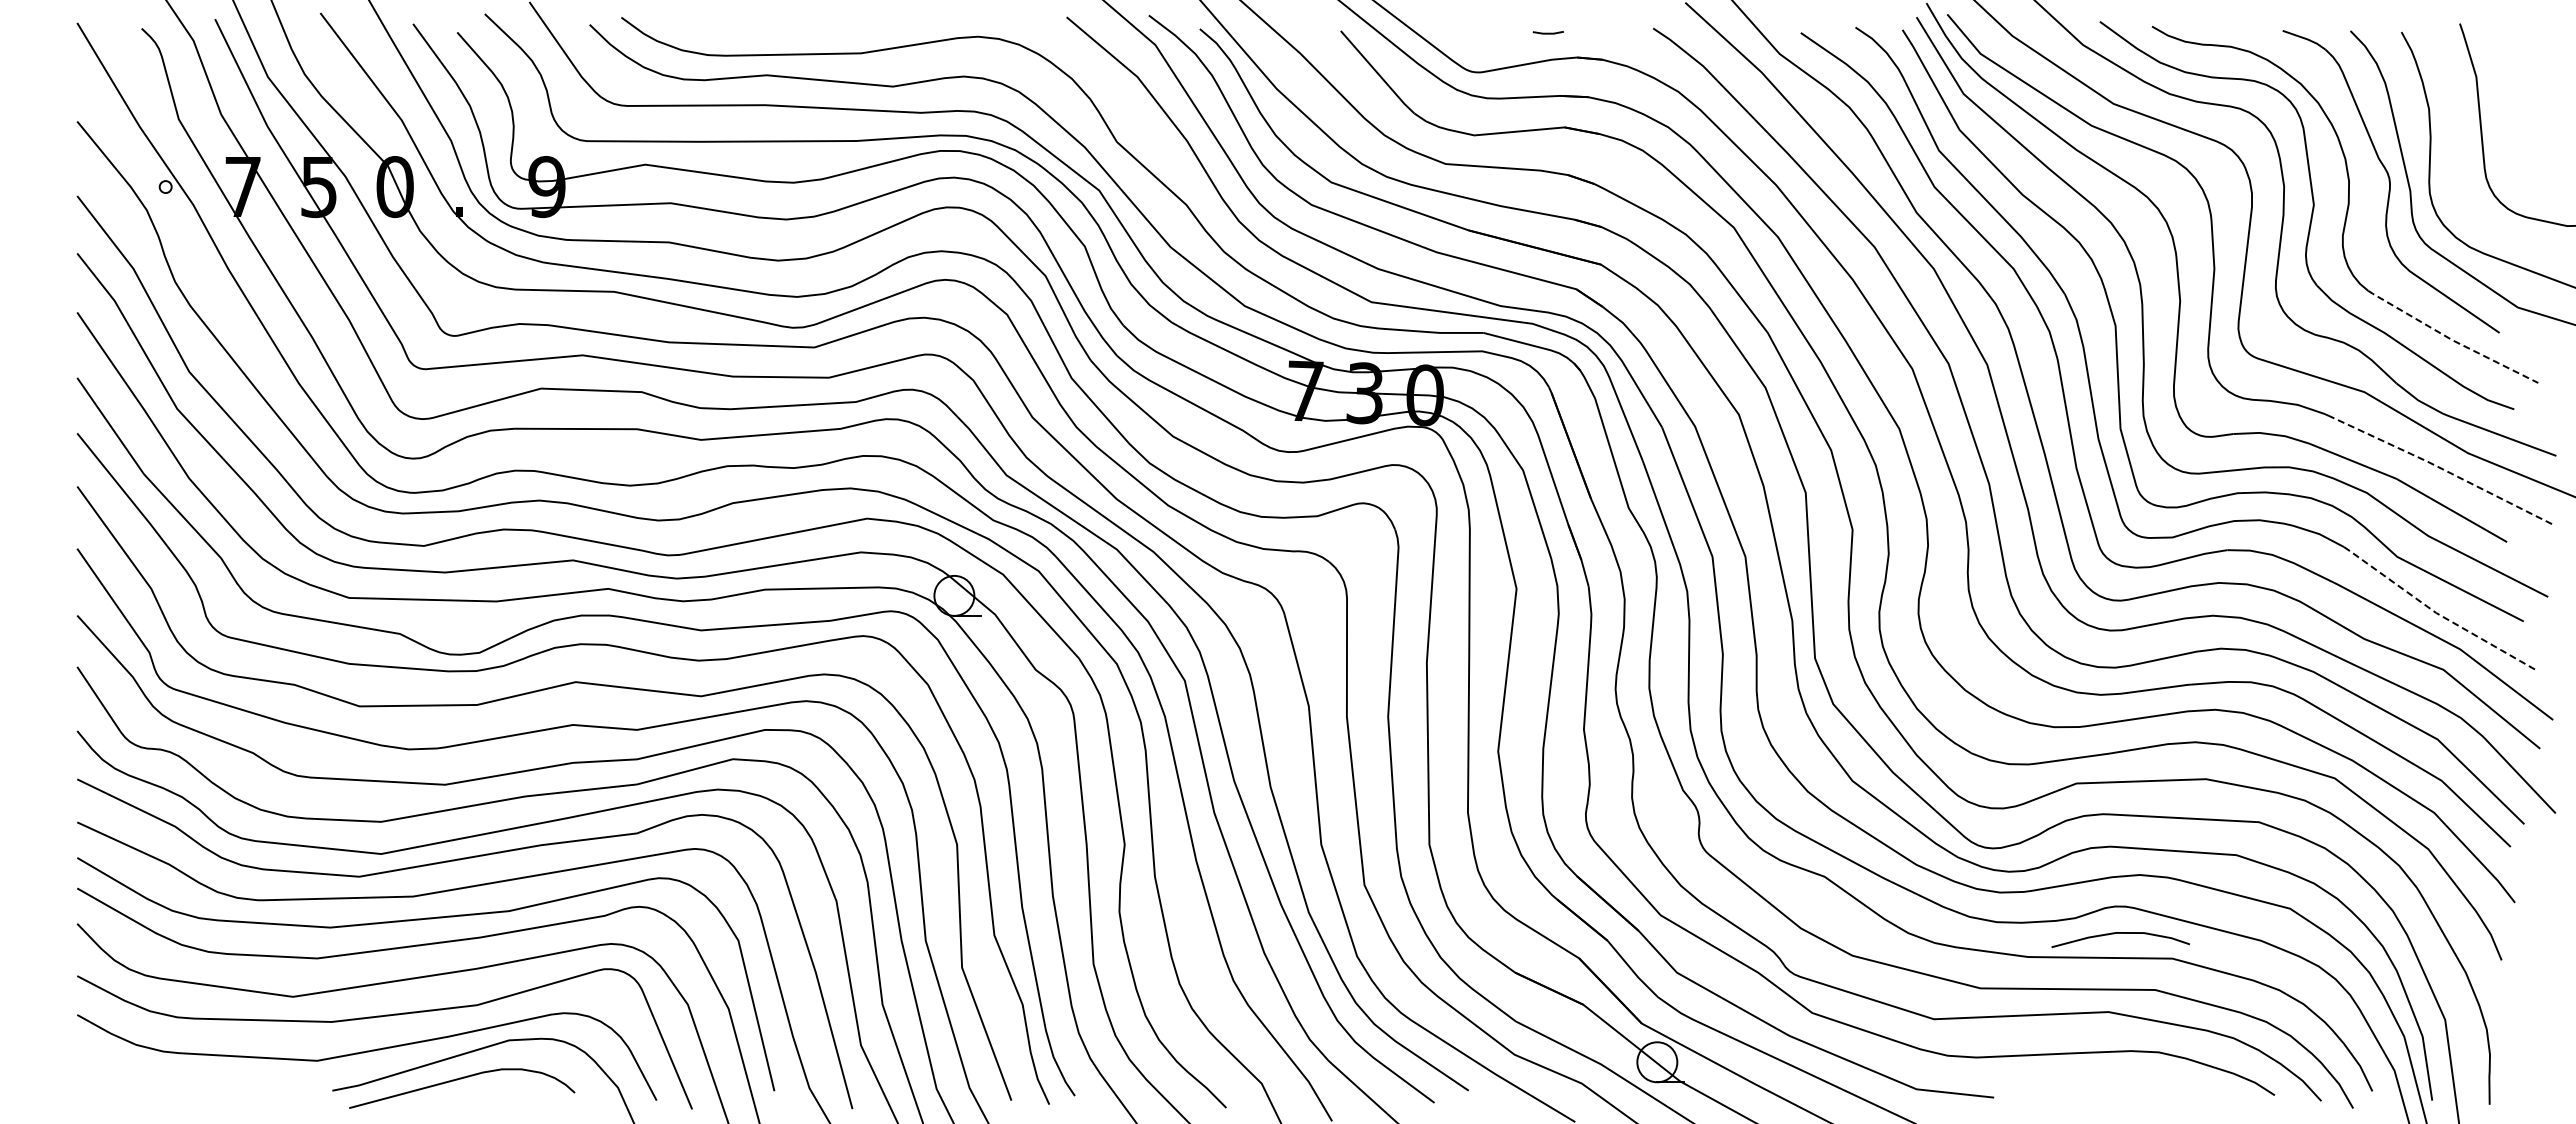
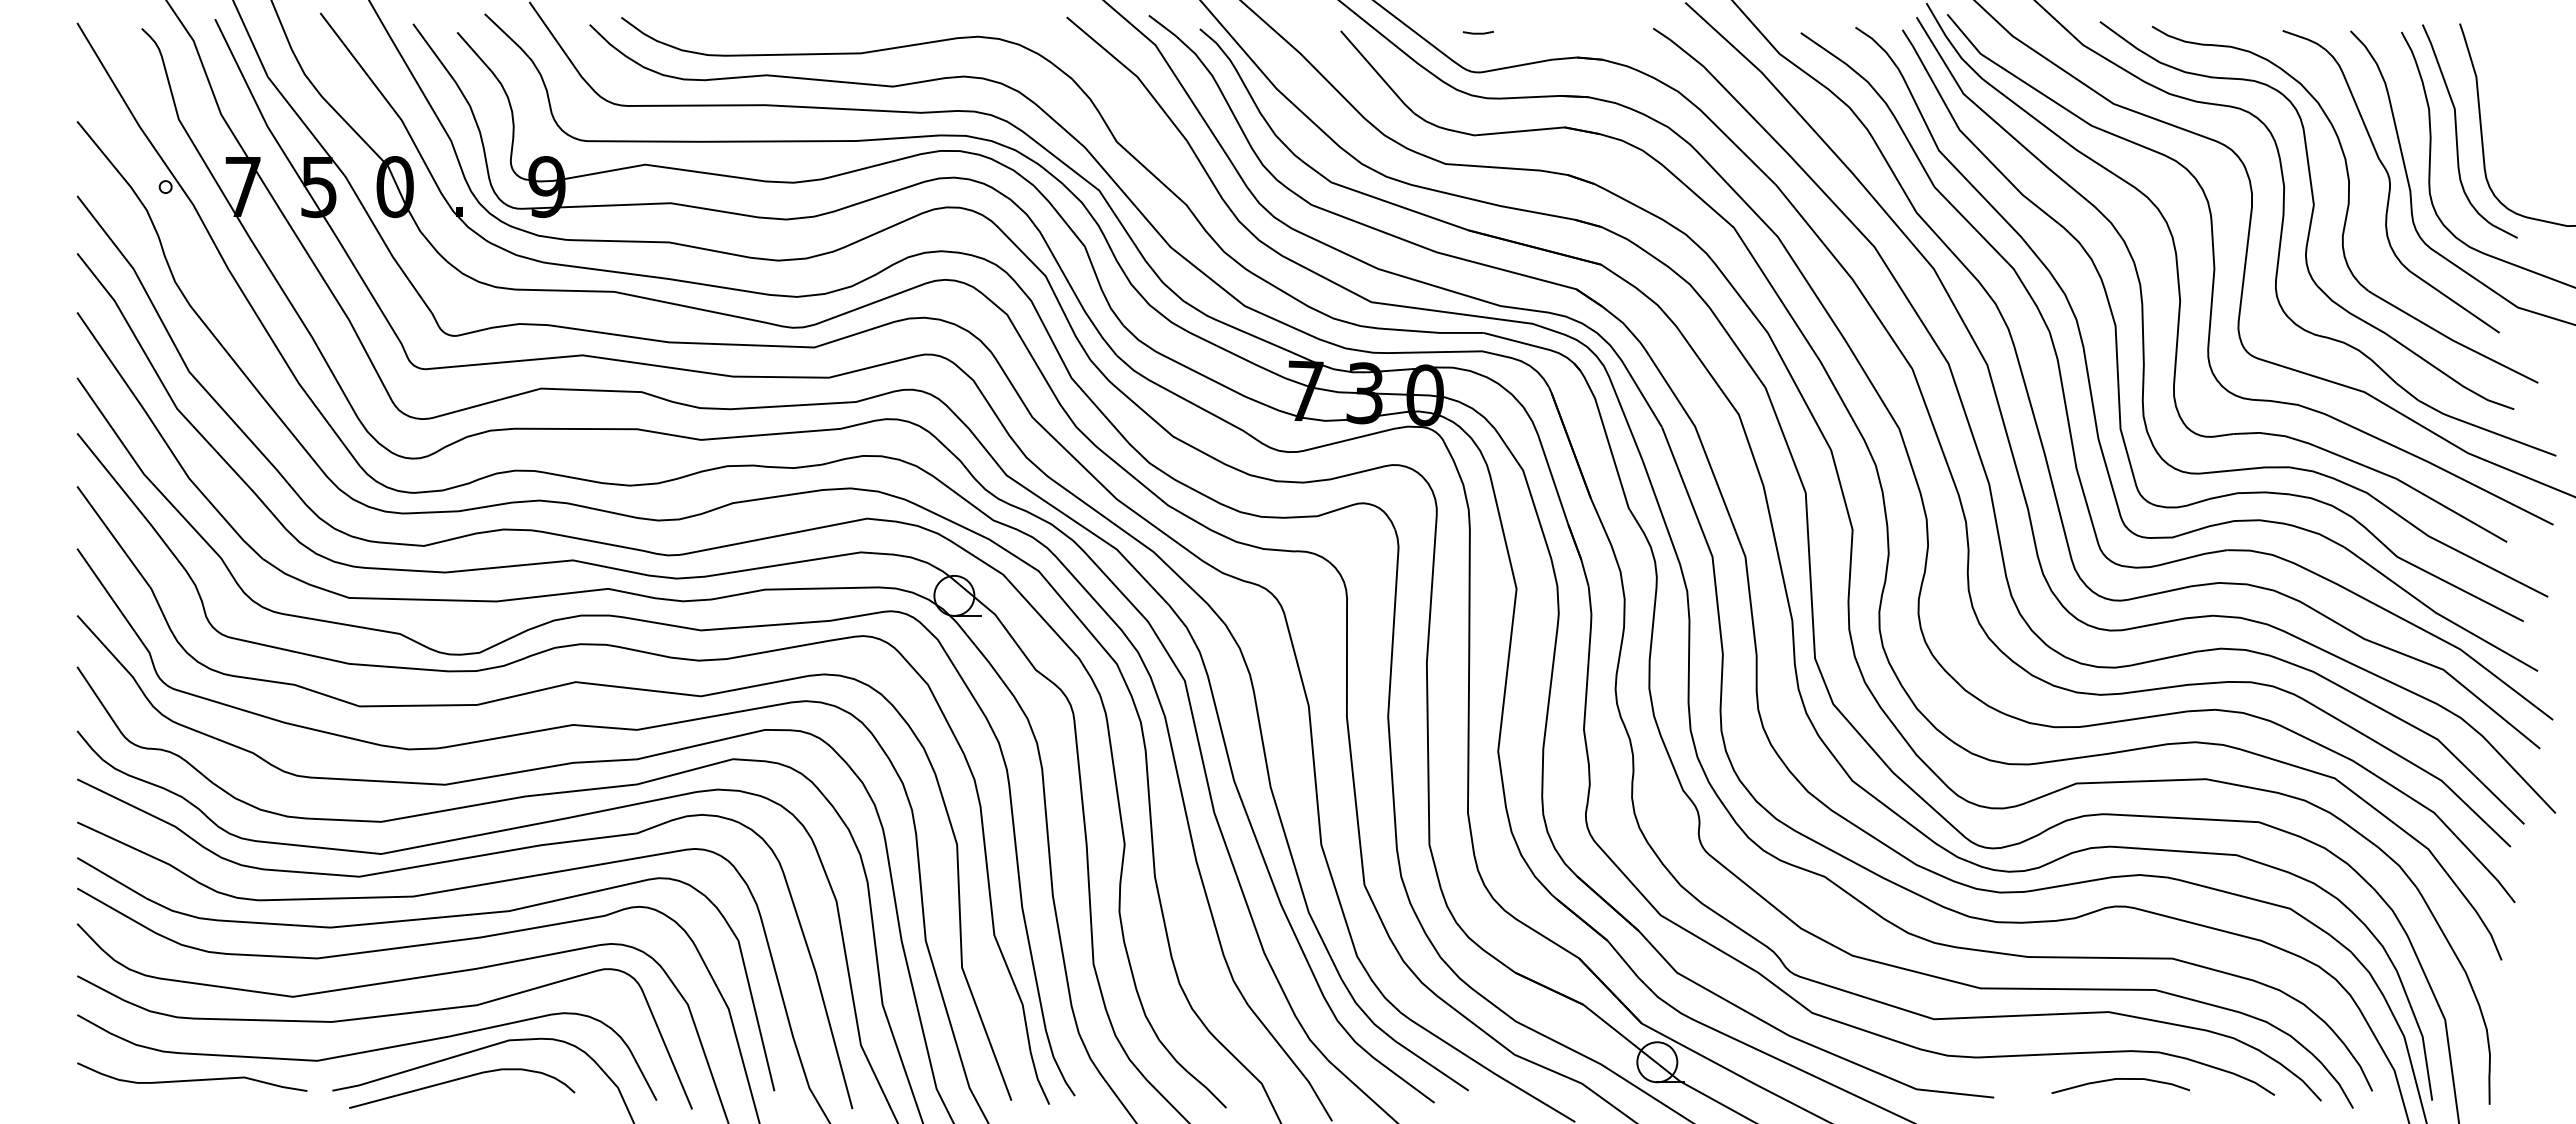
line position: (1547, 32) -> (1477, 32) (1477, 32)
curve: none -> present (2457, 131)
line: dashed -> solid (2452, 339)
line: dashed -> solid (2441, 468)
line: dashed -> solid (2437, 613)
curve position: (2120, 933) -> (2120, 1079) (2120, 1079)
curve: none -> present (192, 1079)
